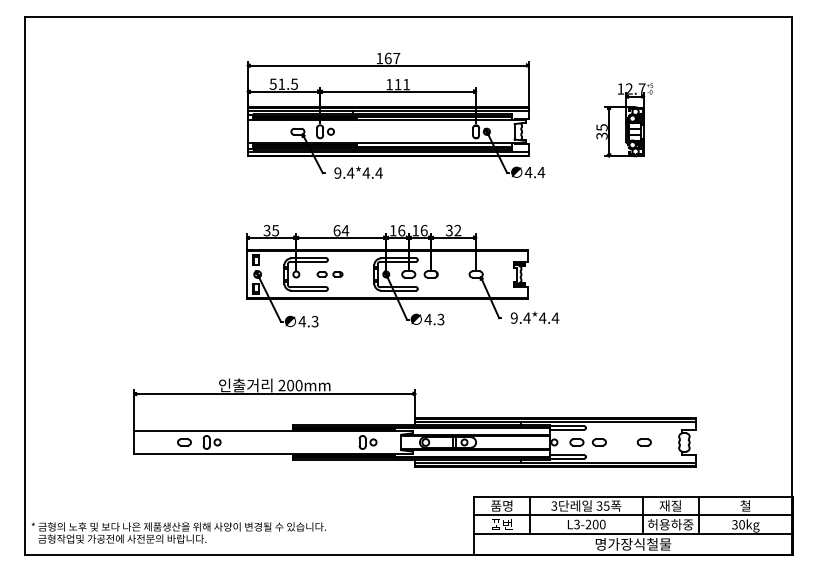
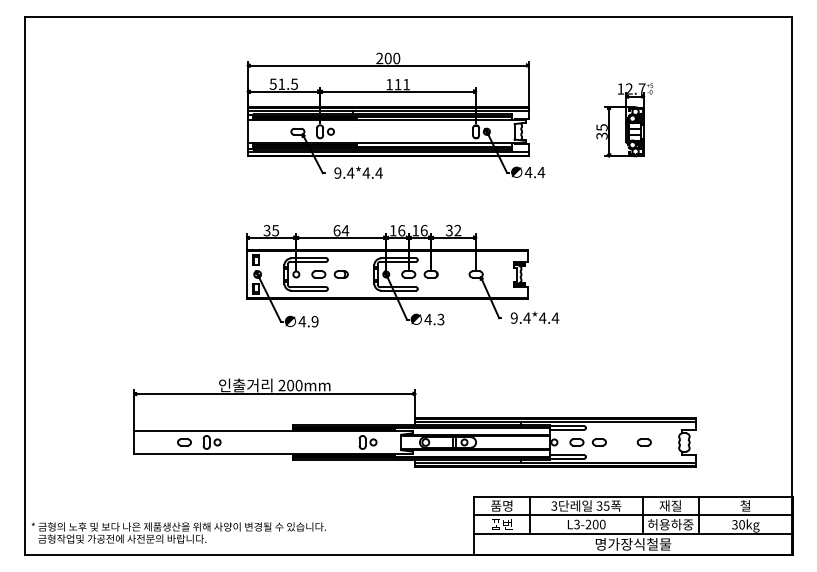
text: 167 -> 200 (388, 58)
part size: 28x7 px -> 38x9 px (329, 274)
text: 4.3 -> 4.9 (314, 321)
